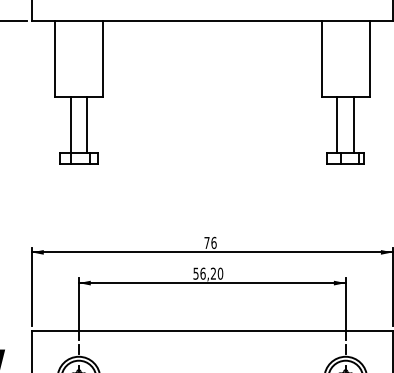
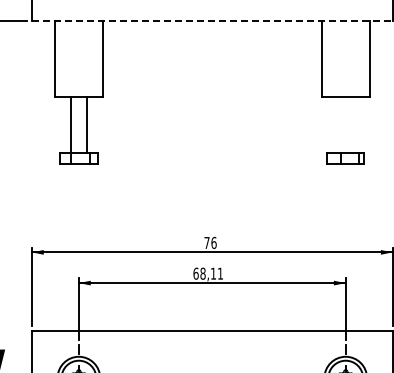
line: solid -> dashed (212, 21)
line: present -> none (337, 125)
line: present -> none (354, 125)
text: 56,20 -> 68,11 (208, 273)
